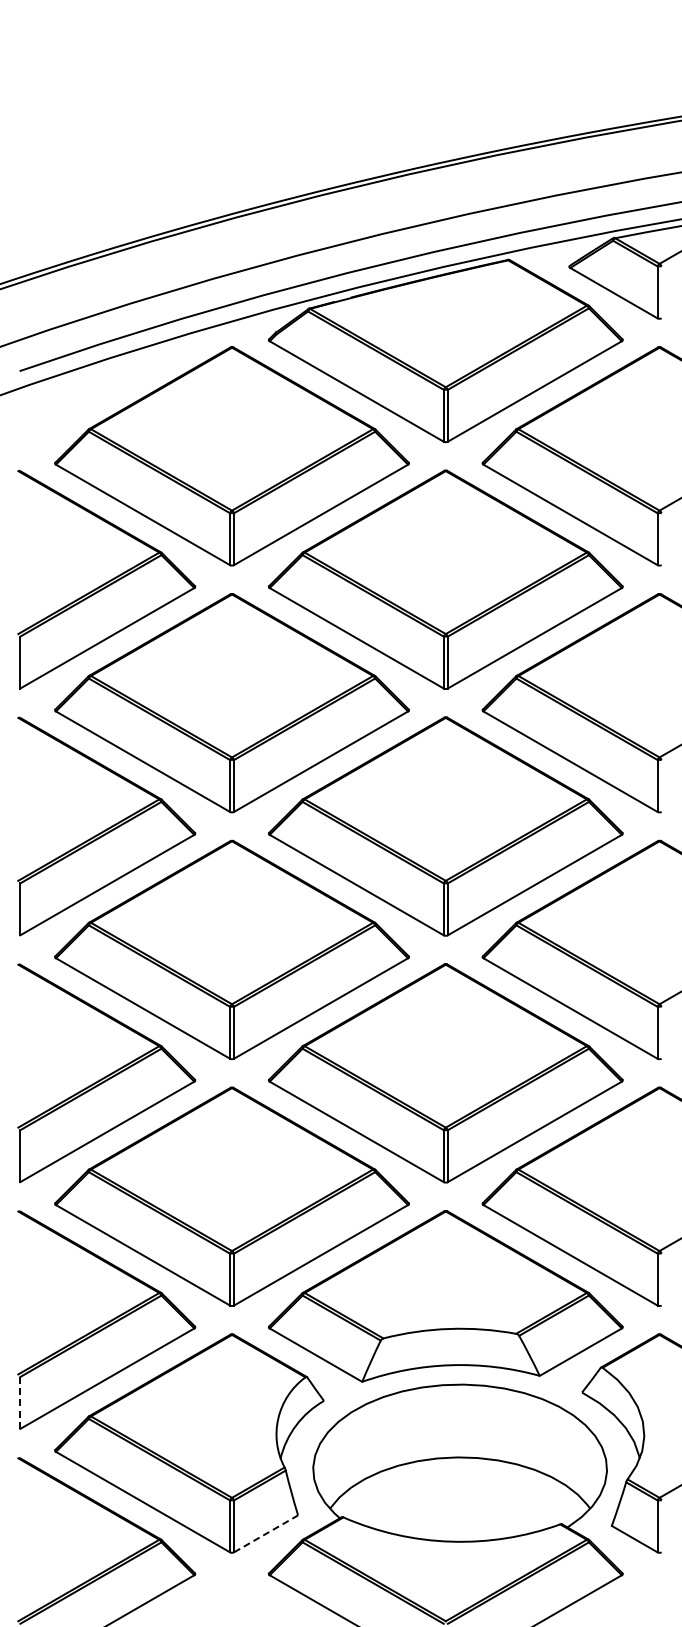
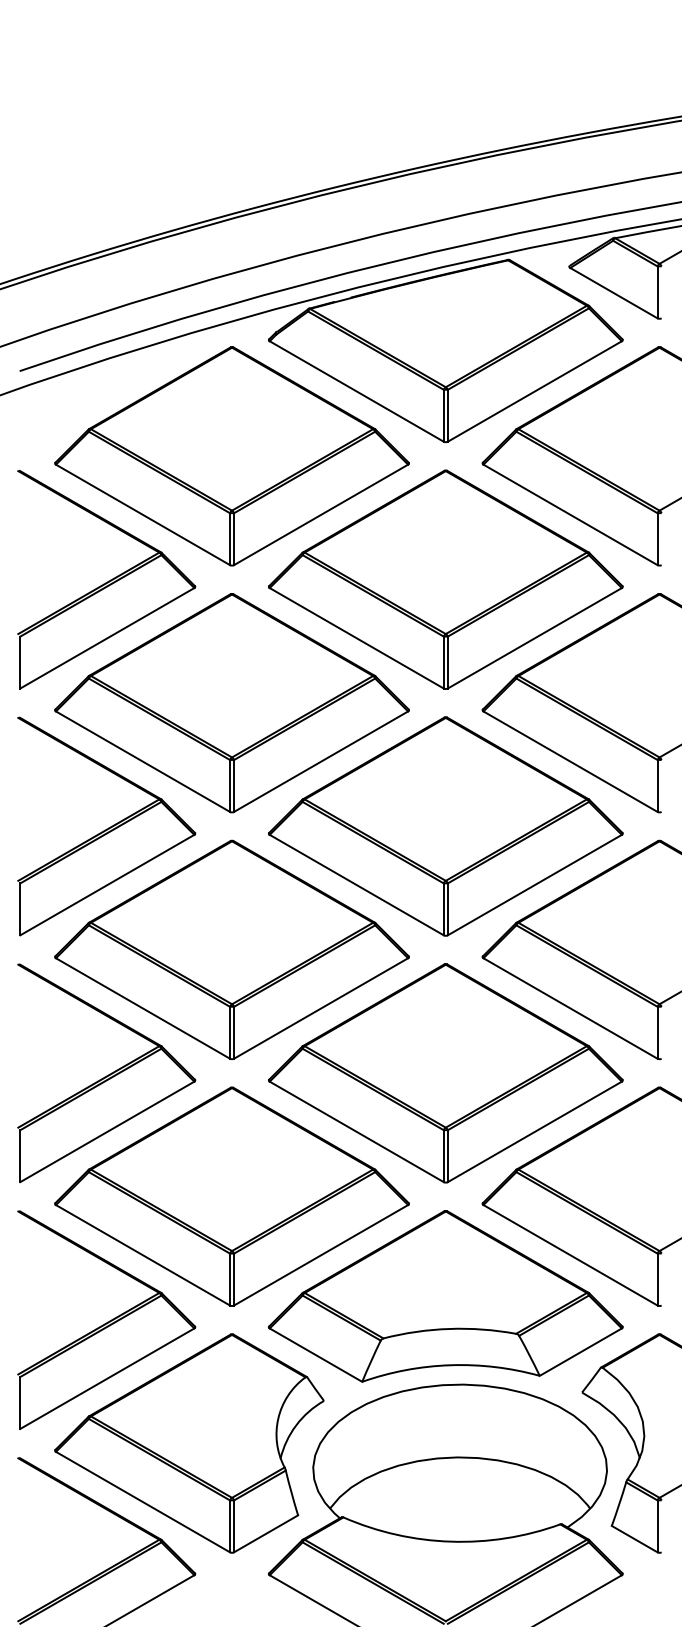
line: dashed -> solid (20, 1402)
line: dashed -> solid (266, 1533)
